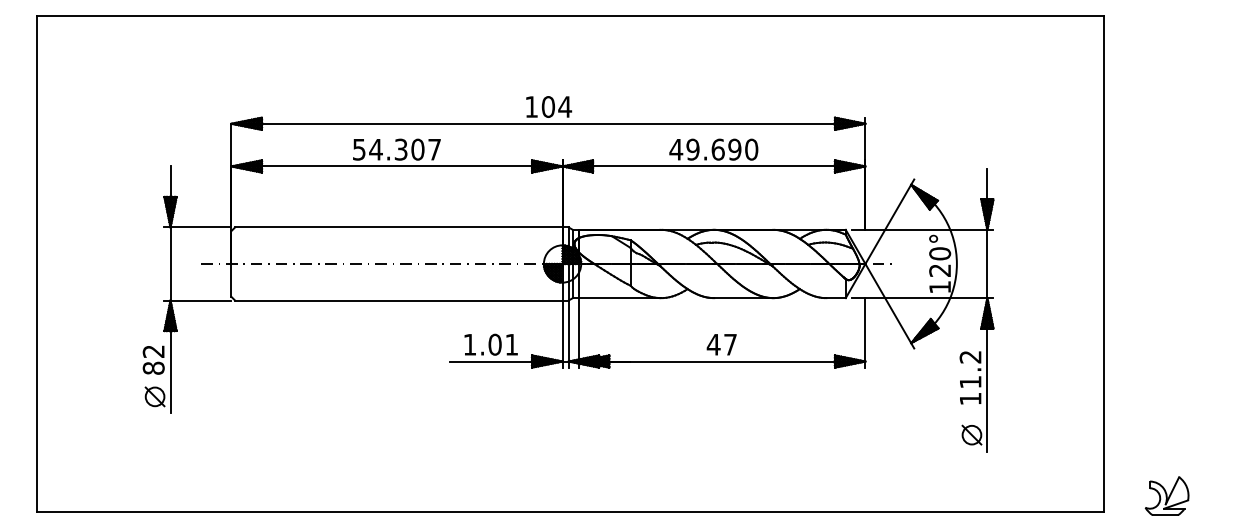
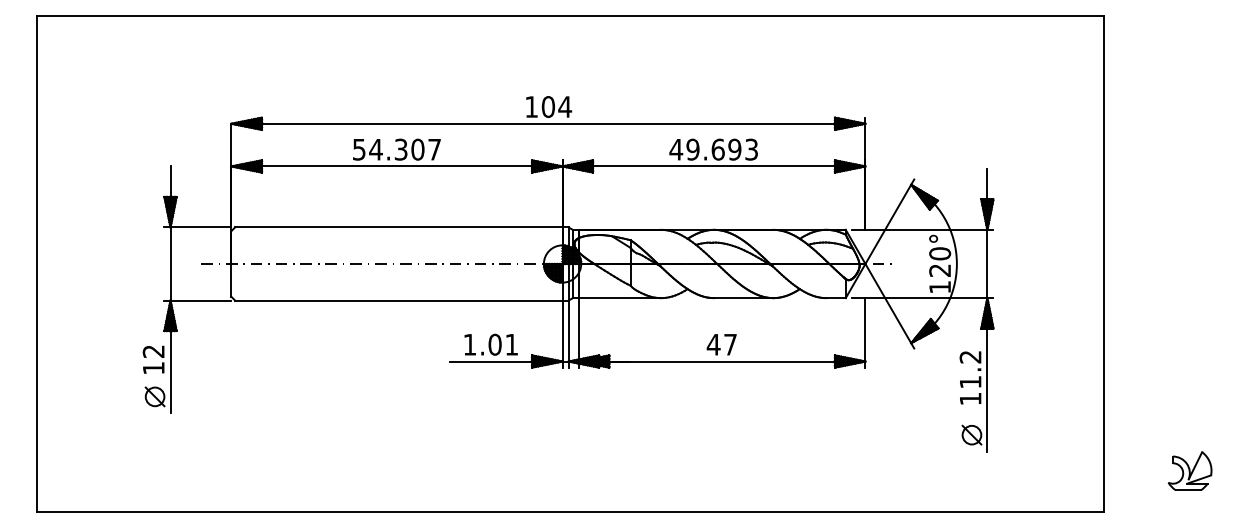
text: 49.690 -> 49.693 (751, 149)
text: 82 -> 12 (153, 367)
part position: (1166, 495) -> (1189, 470) (1189, 470)
